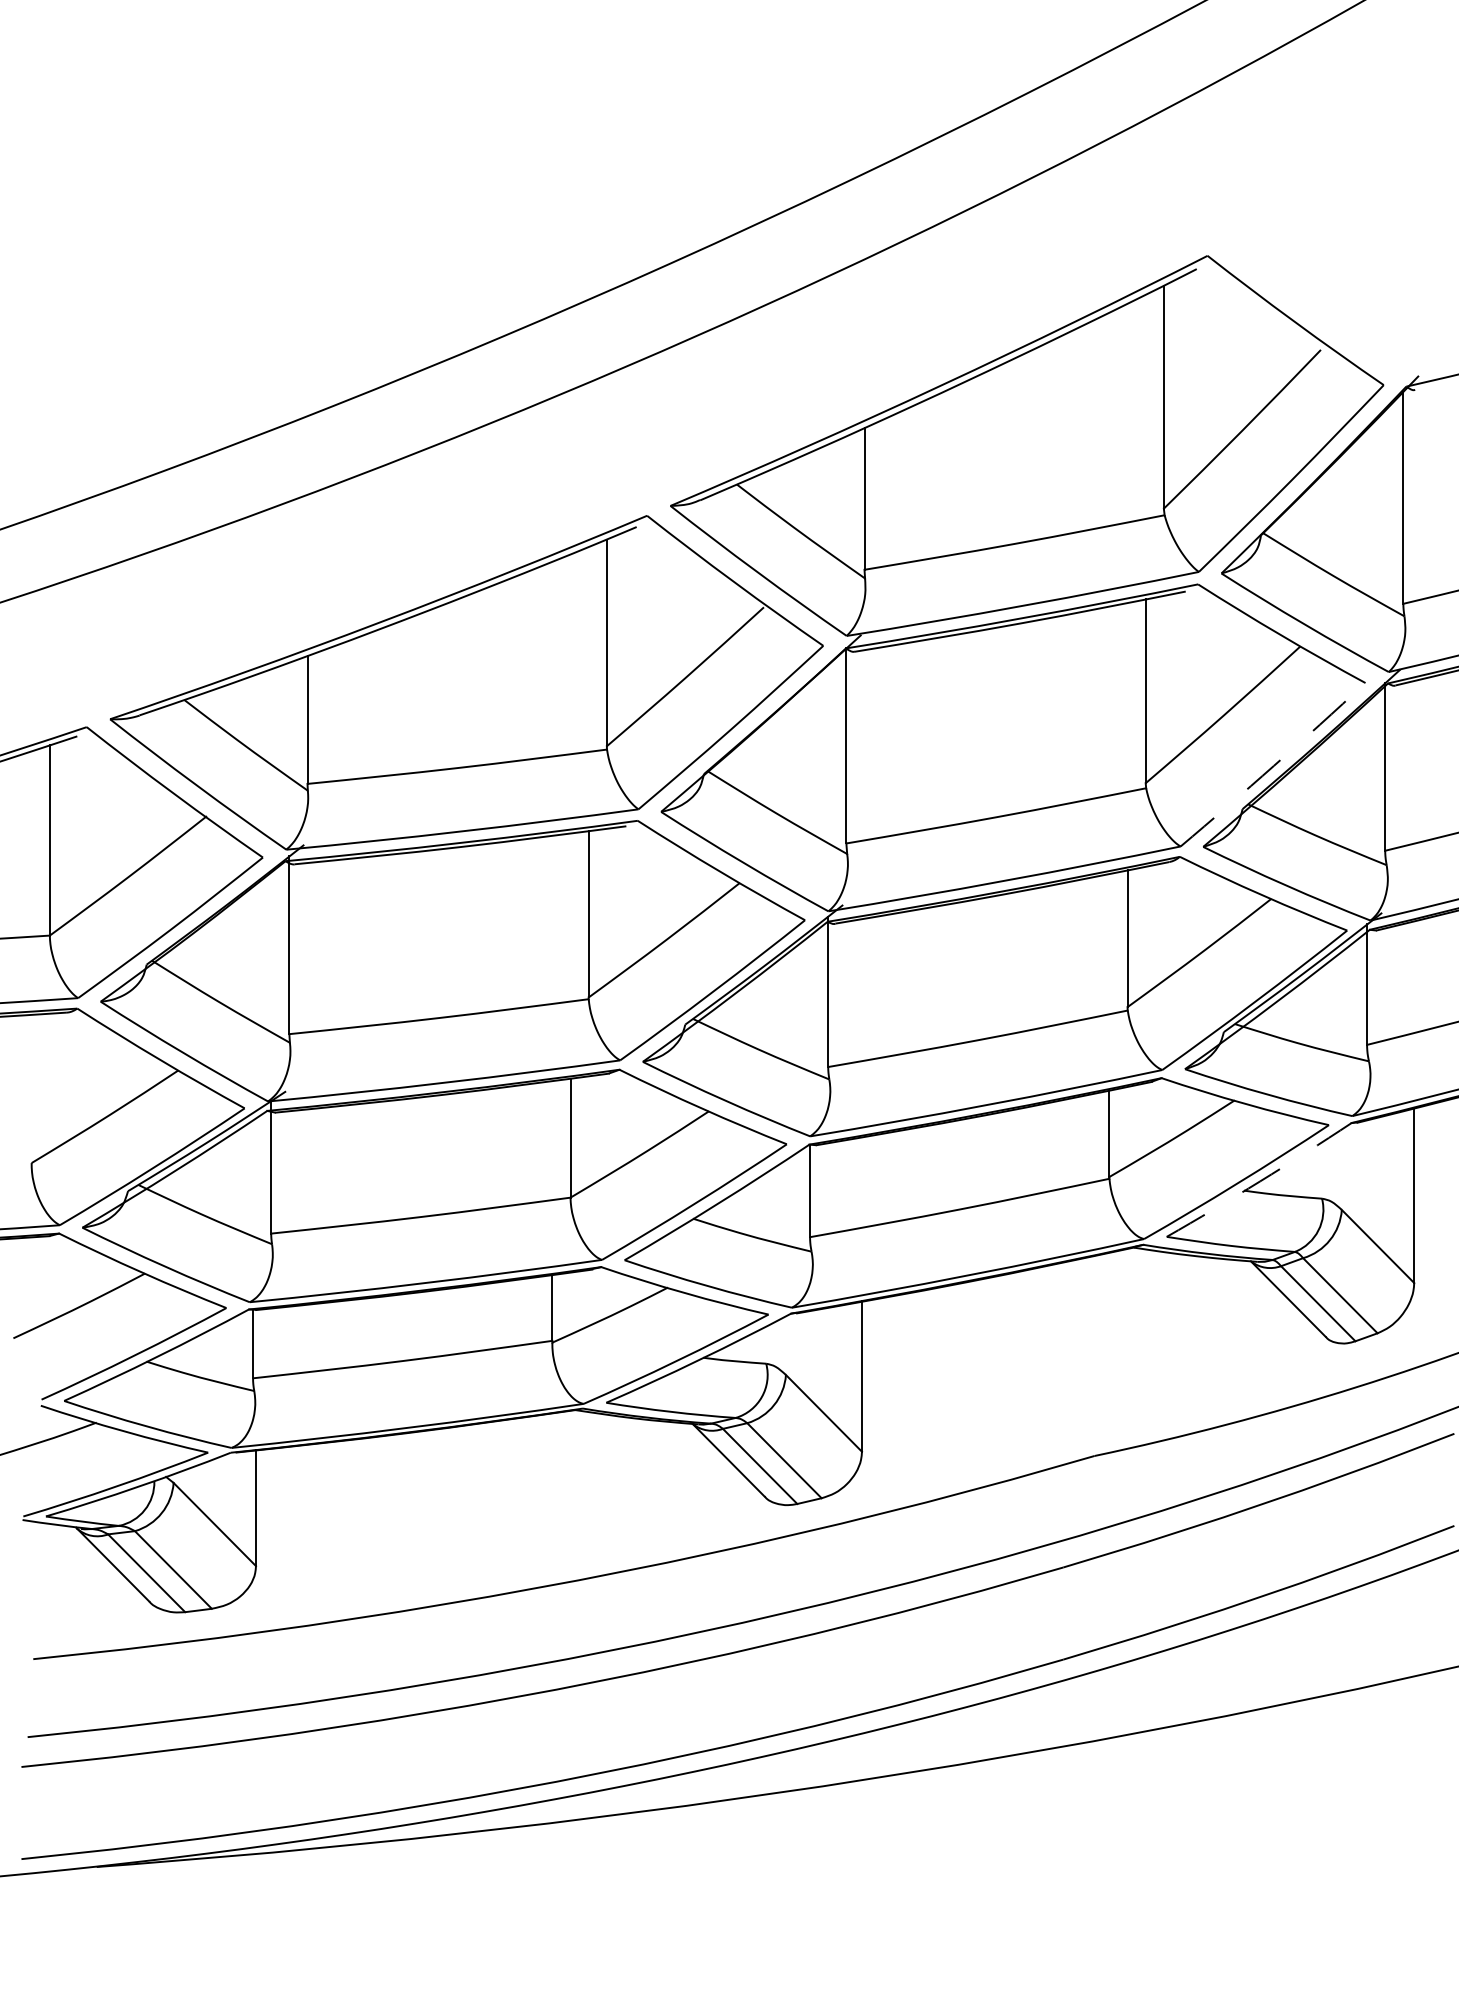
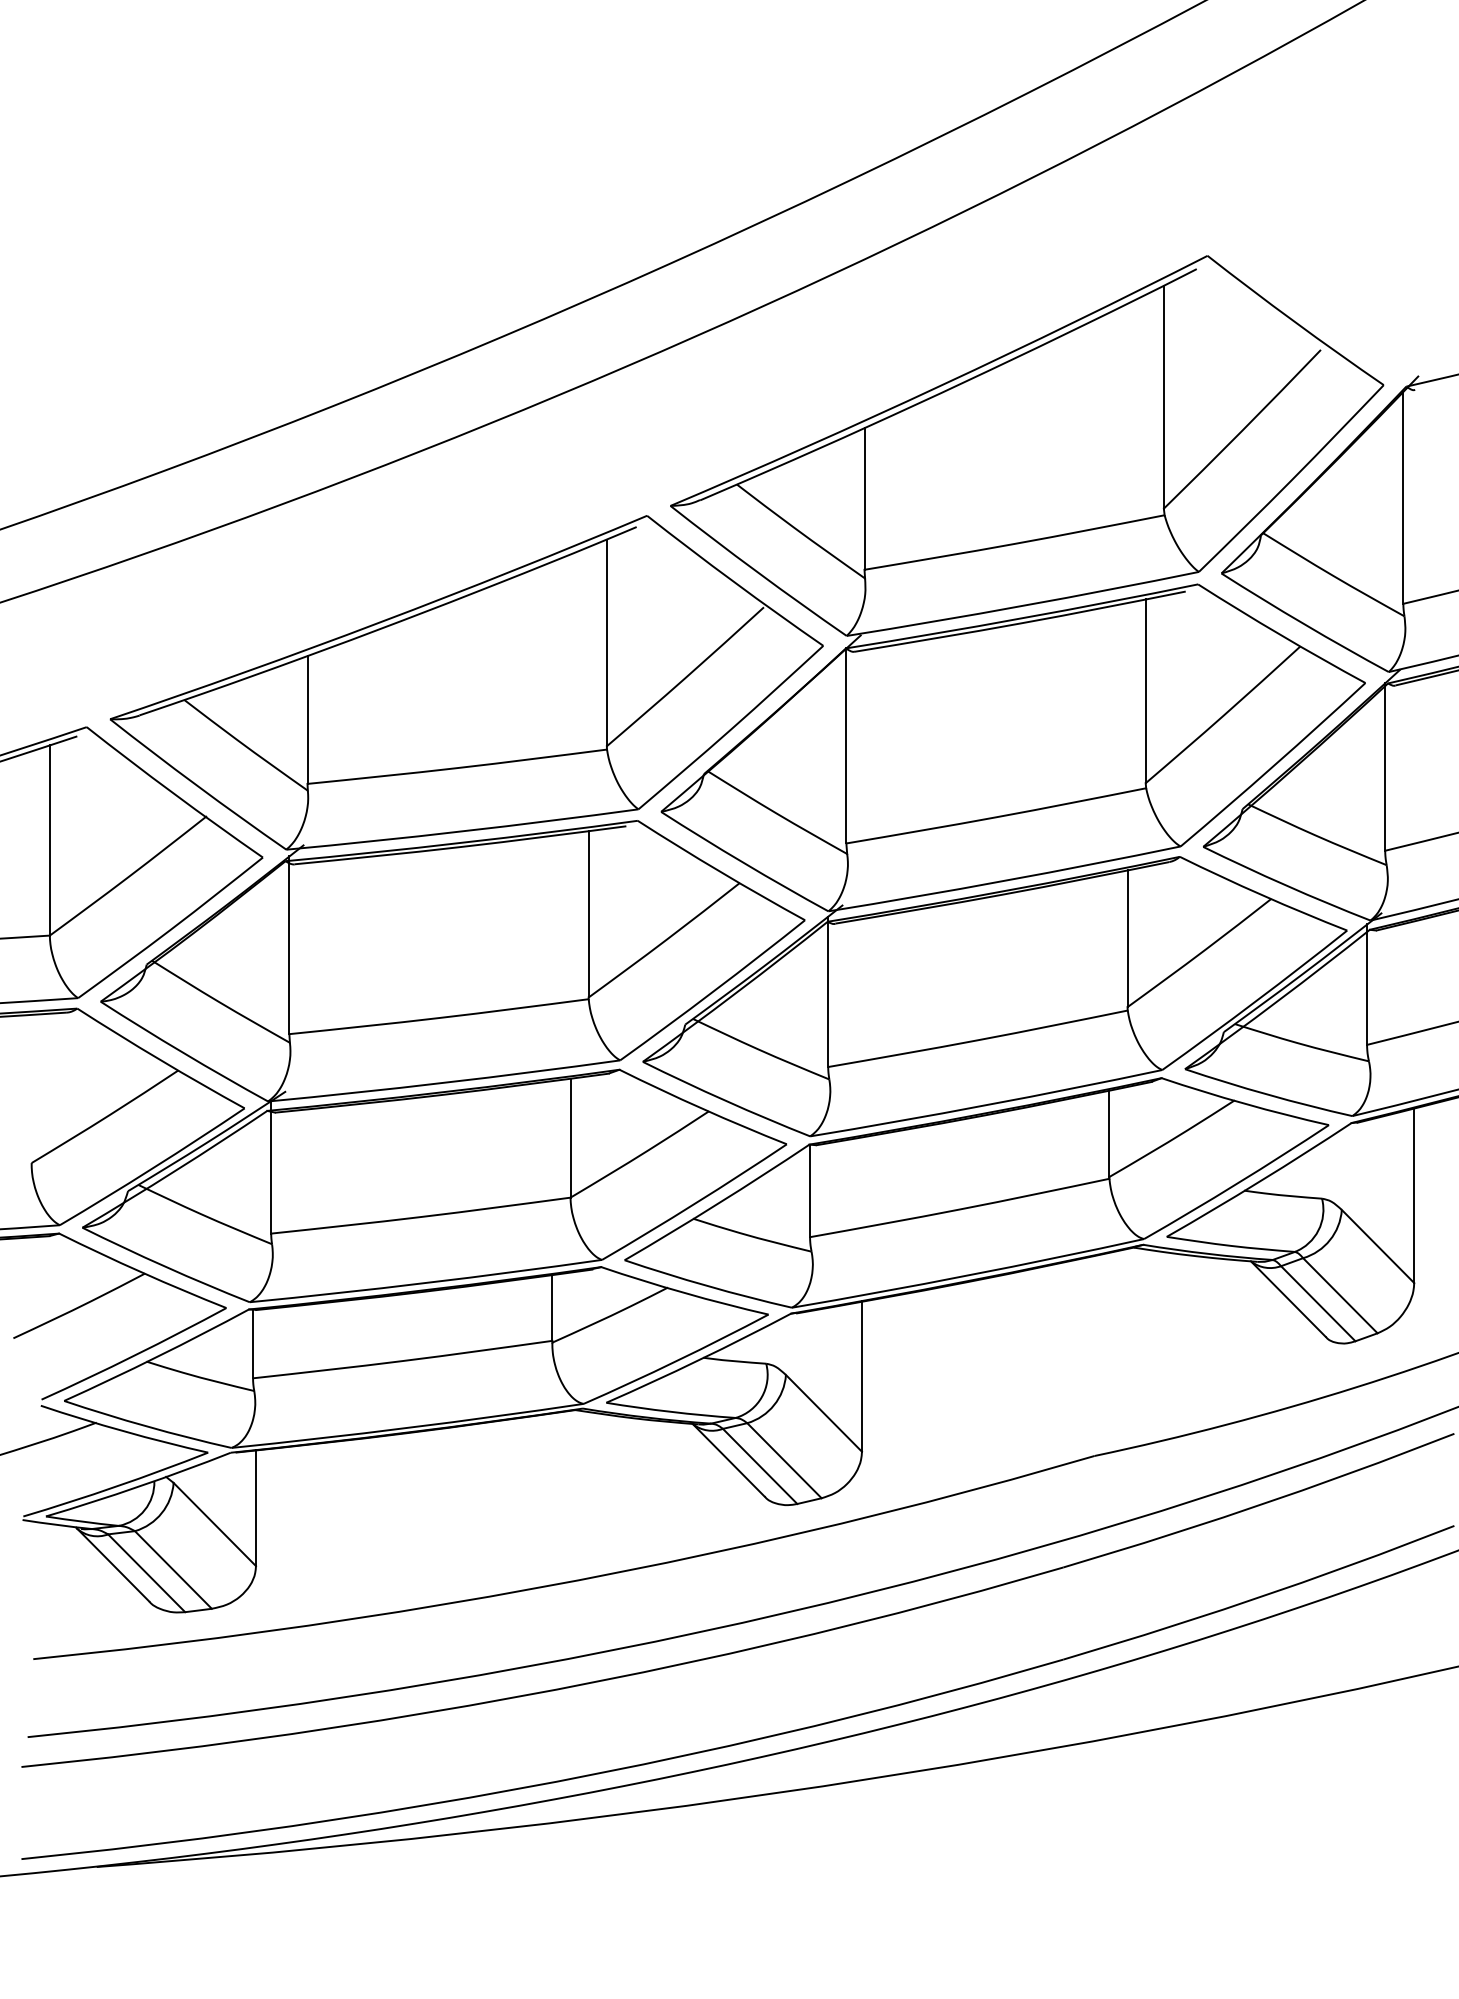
arc: dashed -> solid (1274, 765)
arc: dashed -> solid (1260, 1181)
